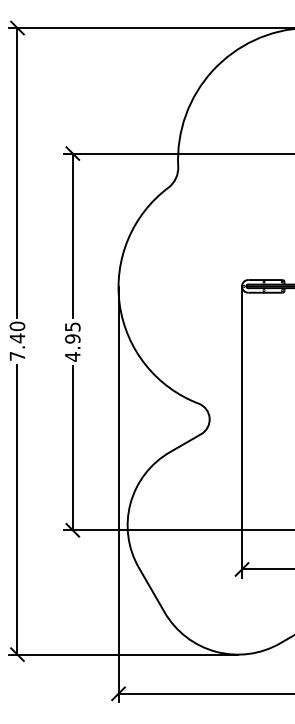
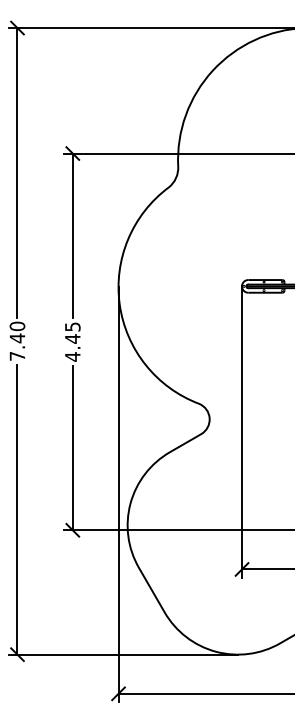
text: 4.95 -> 4.45 (72, 338)
